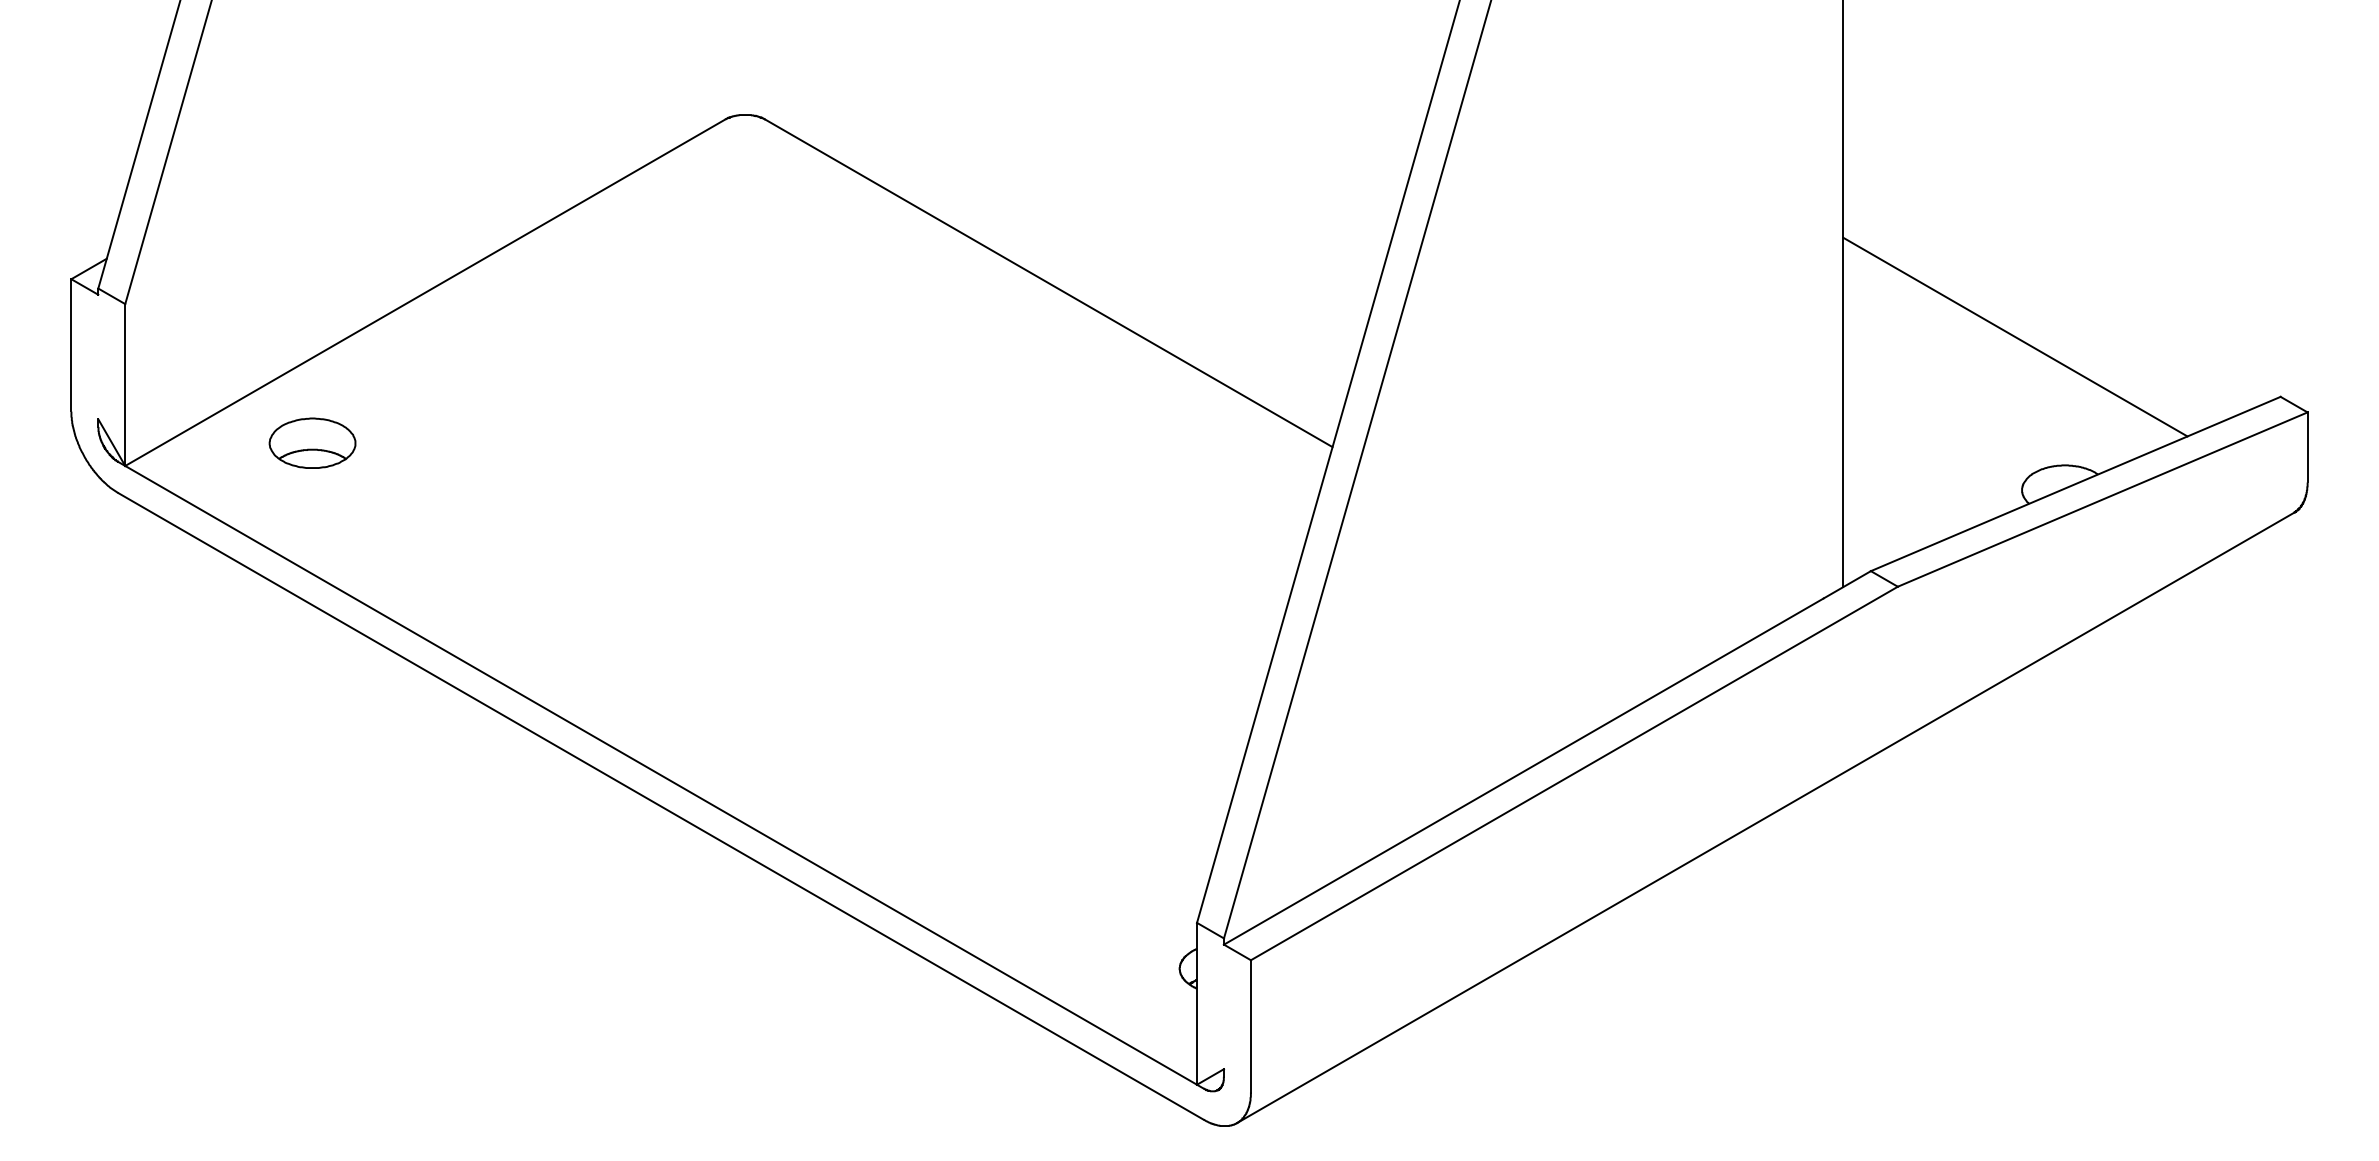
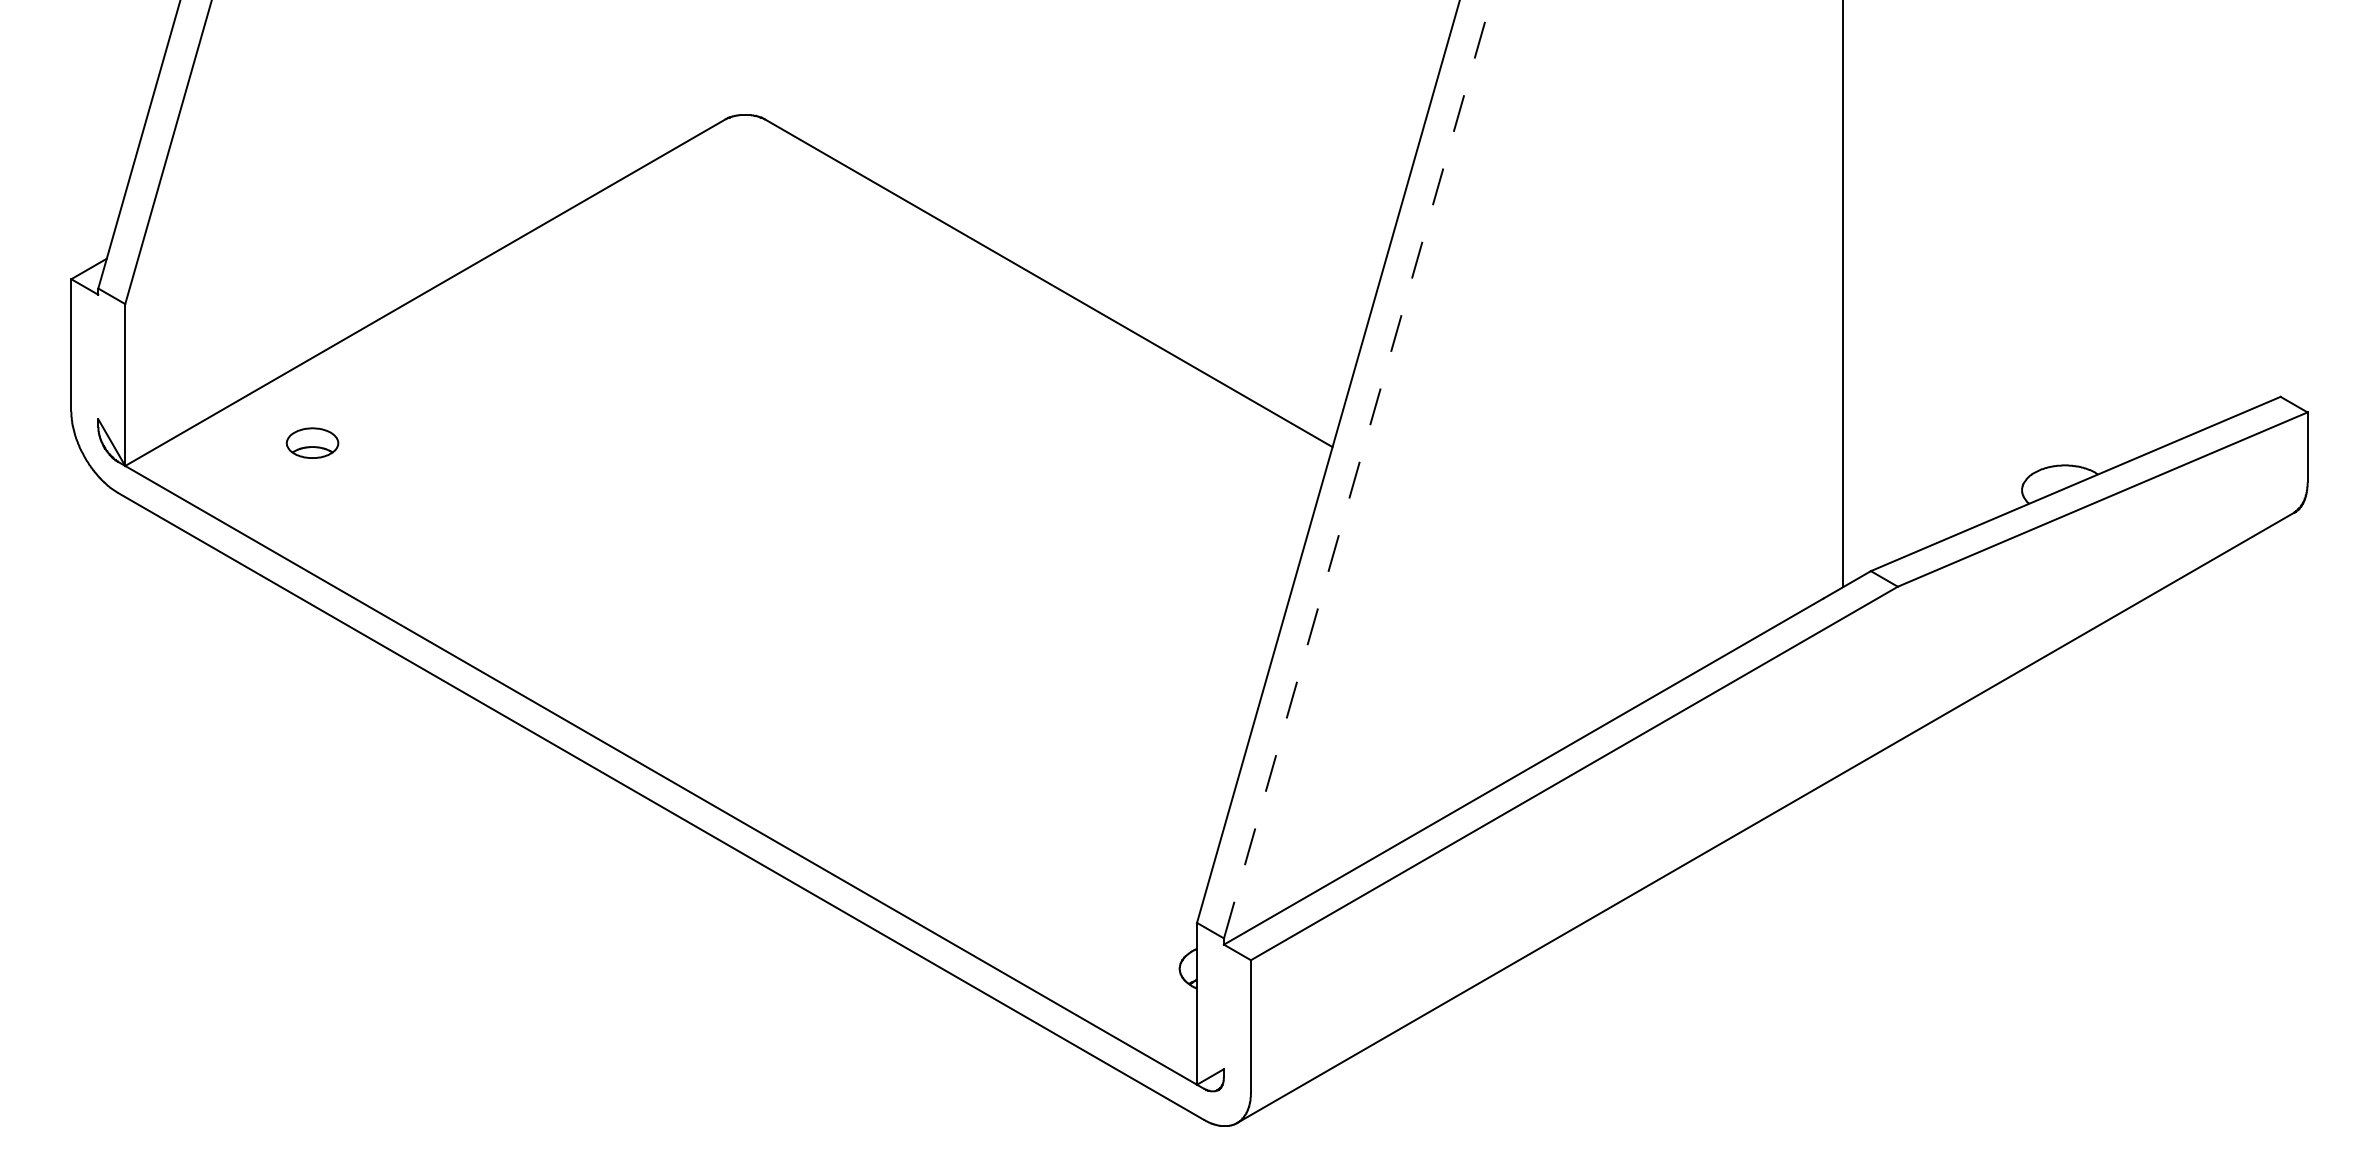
line: present -> none (2015, 336)
part size: 89x52 px -> 55x32 px (312, 442)
line: solid -> dashed (1357, 469)
